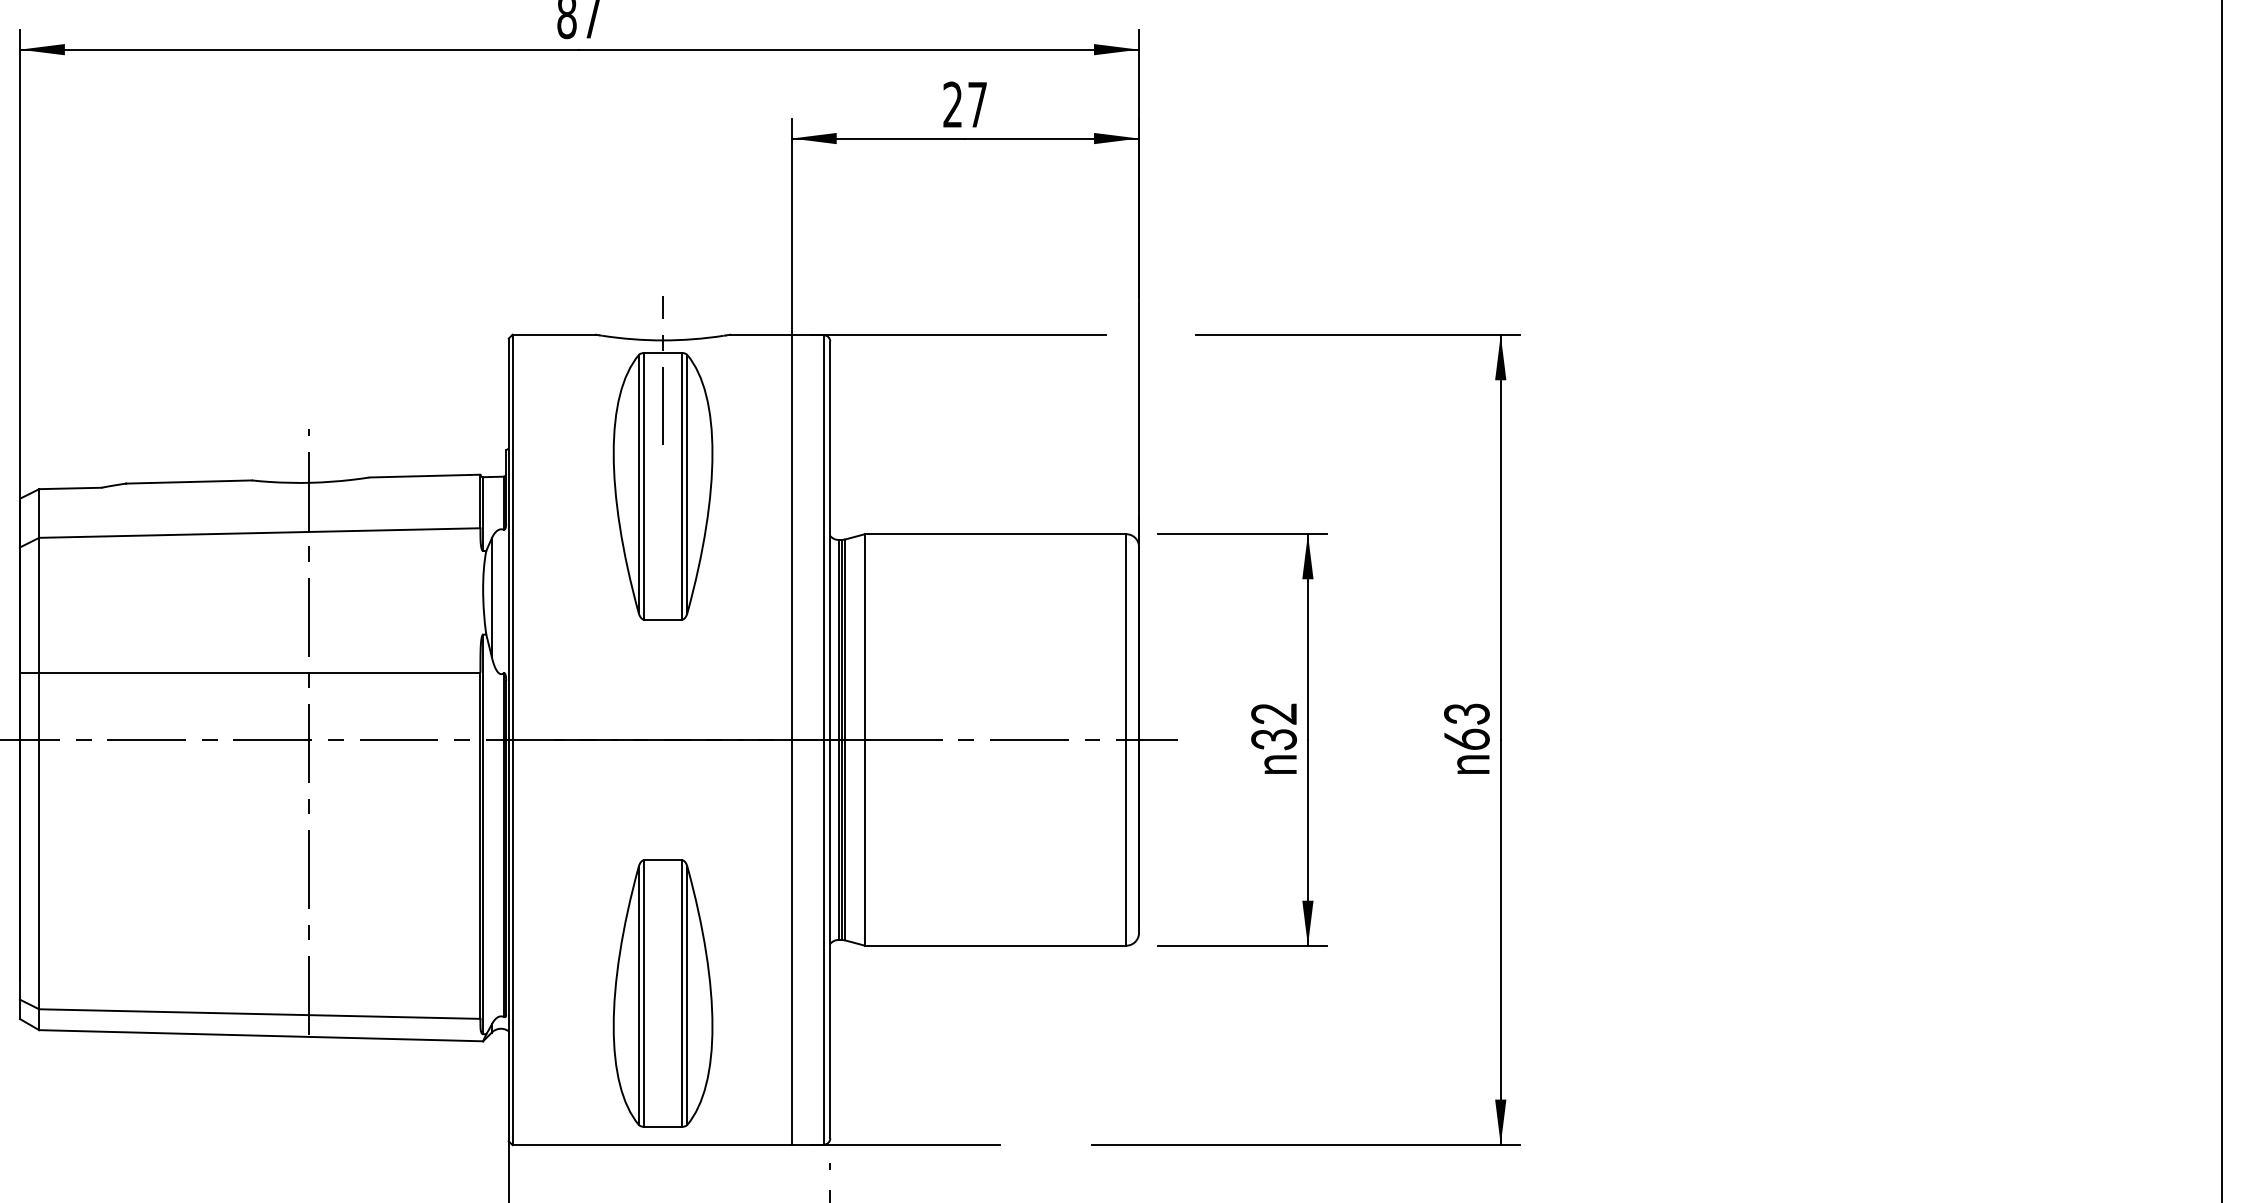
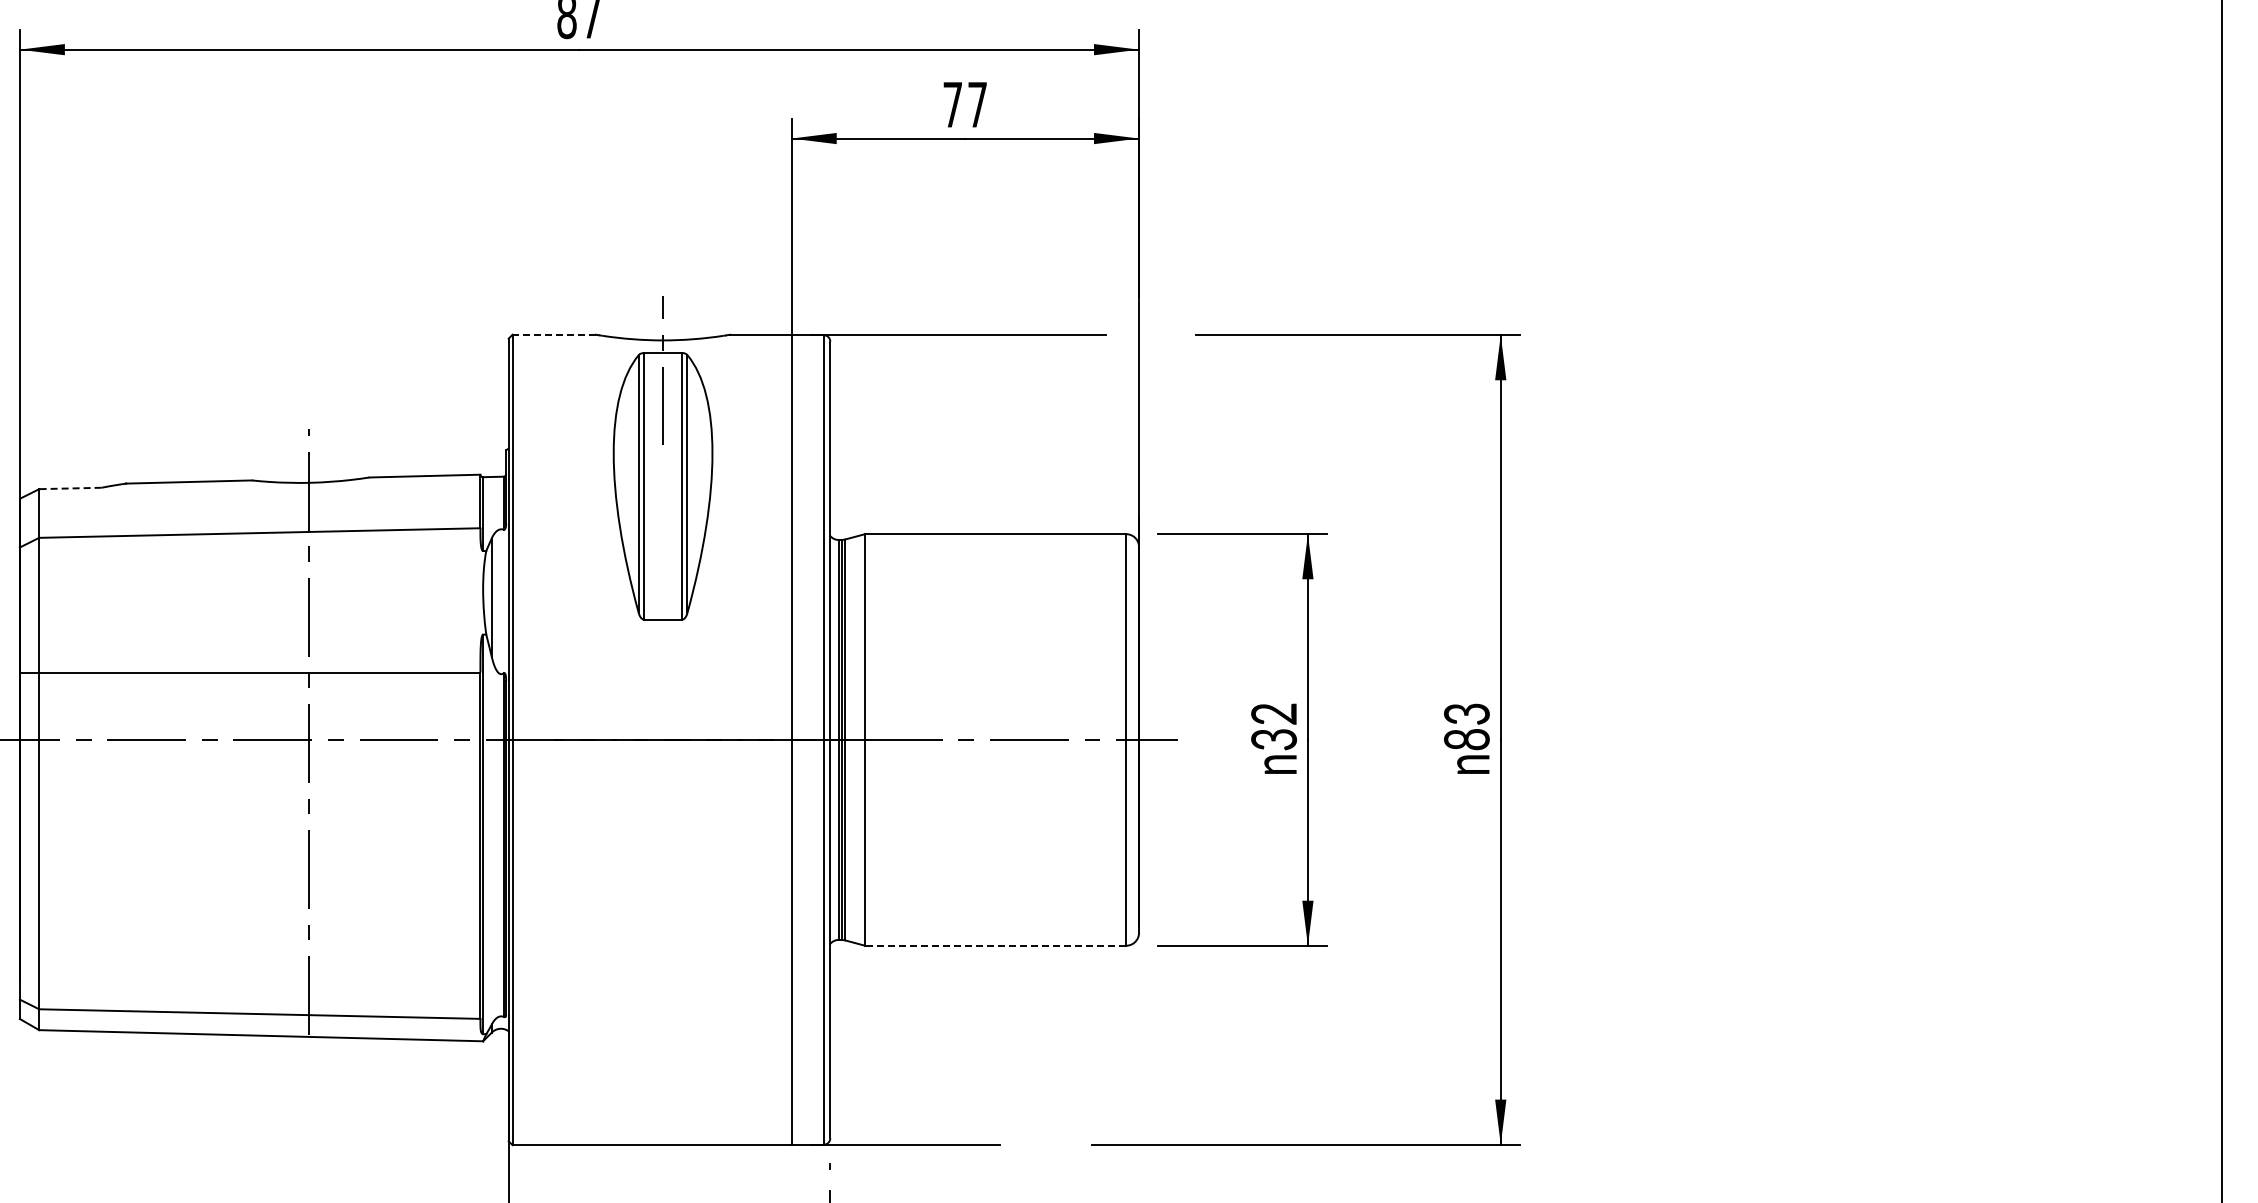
text: 27 -> 77 (952, 104)
line: solid -> dashed (554, 334)
line: solid -> dashed (69, 488)
text: 63 -> 83 (1466, 739)
line: solid -> dashed (995, 945)
part: present -> none (662, 993)
